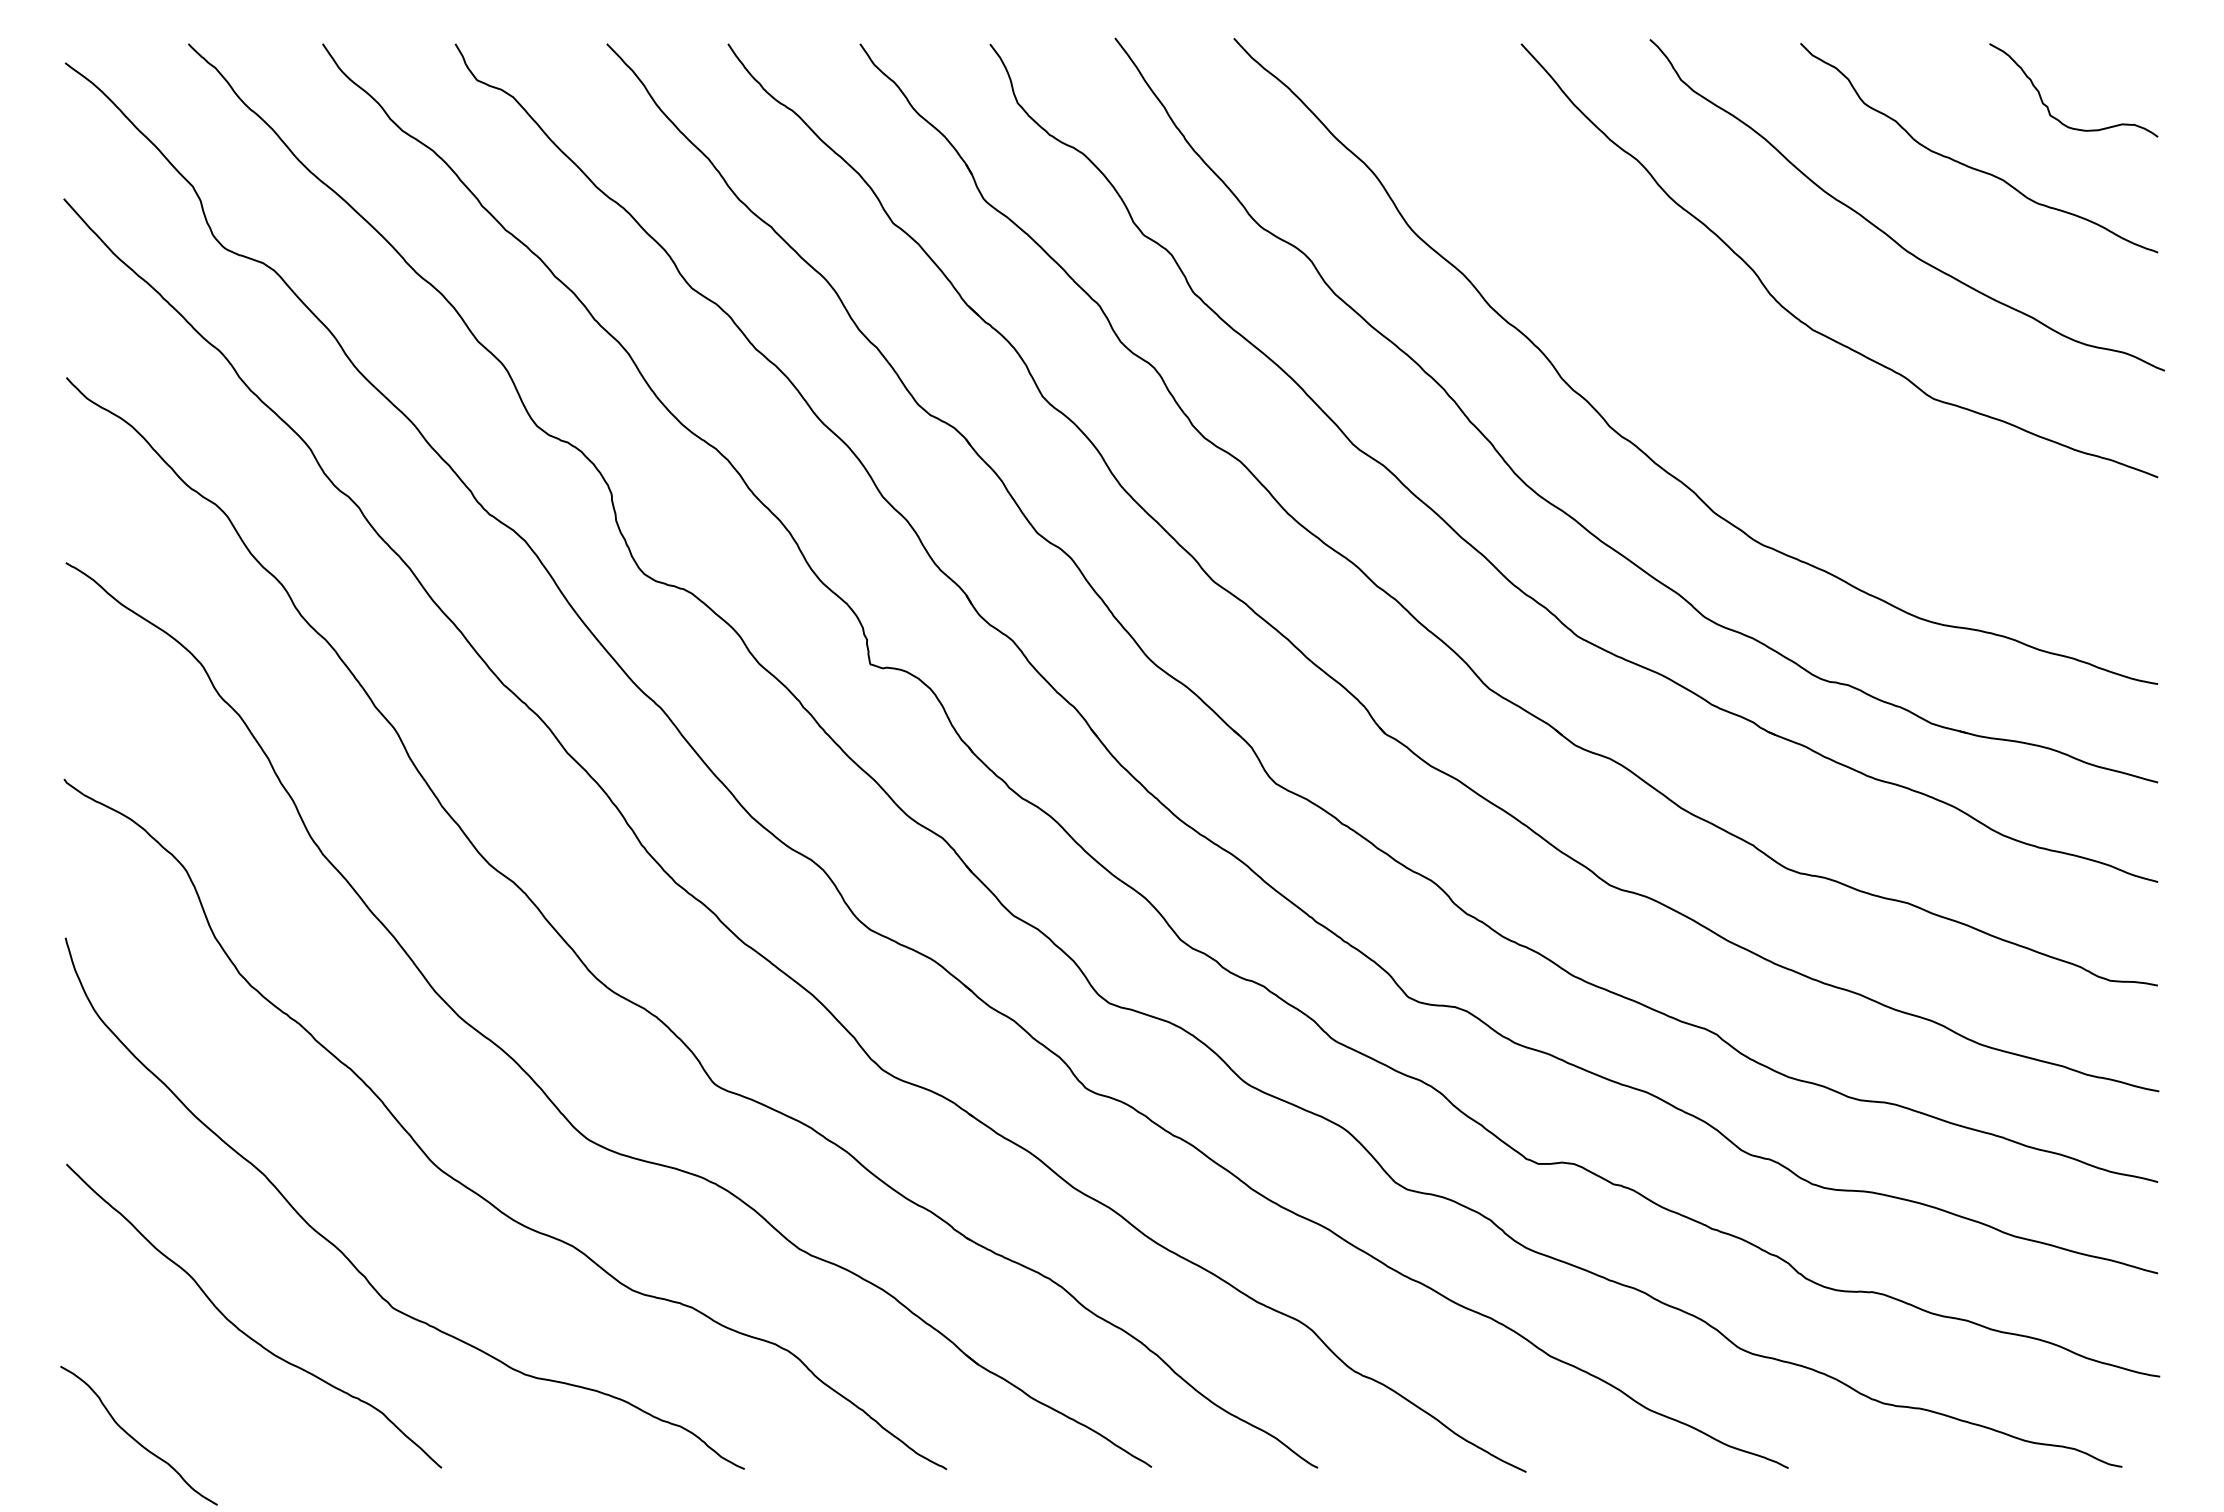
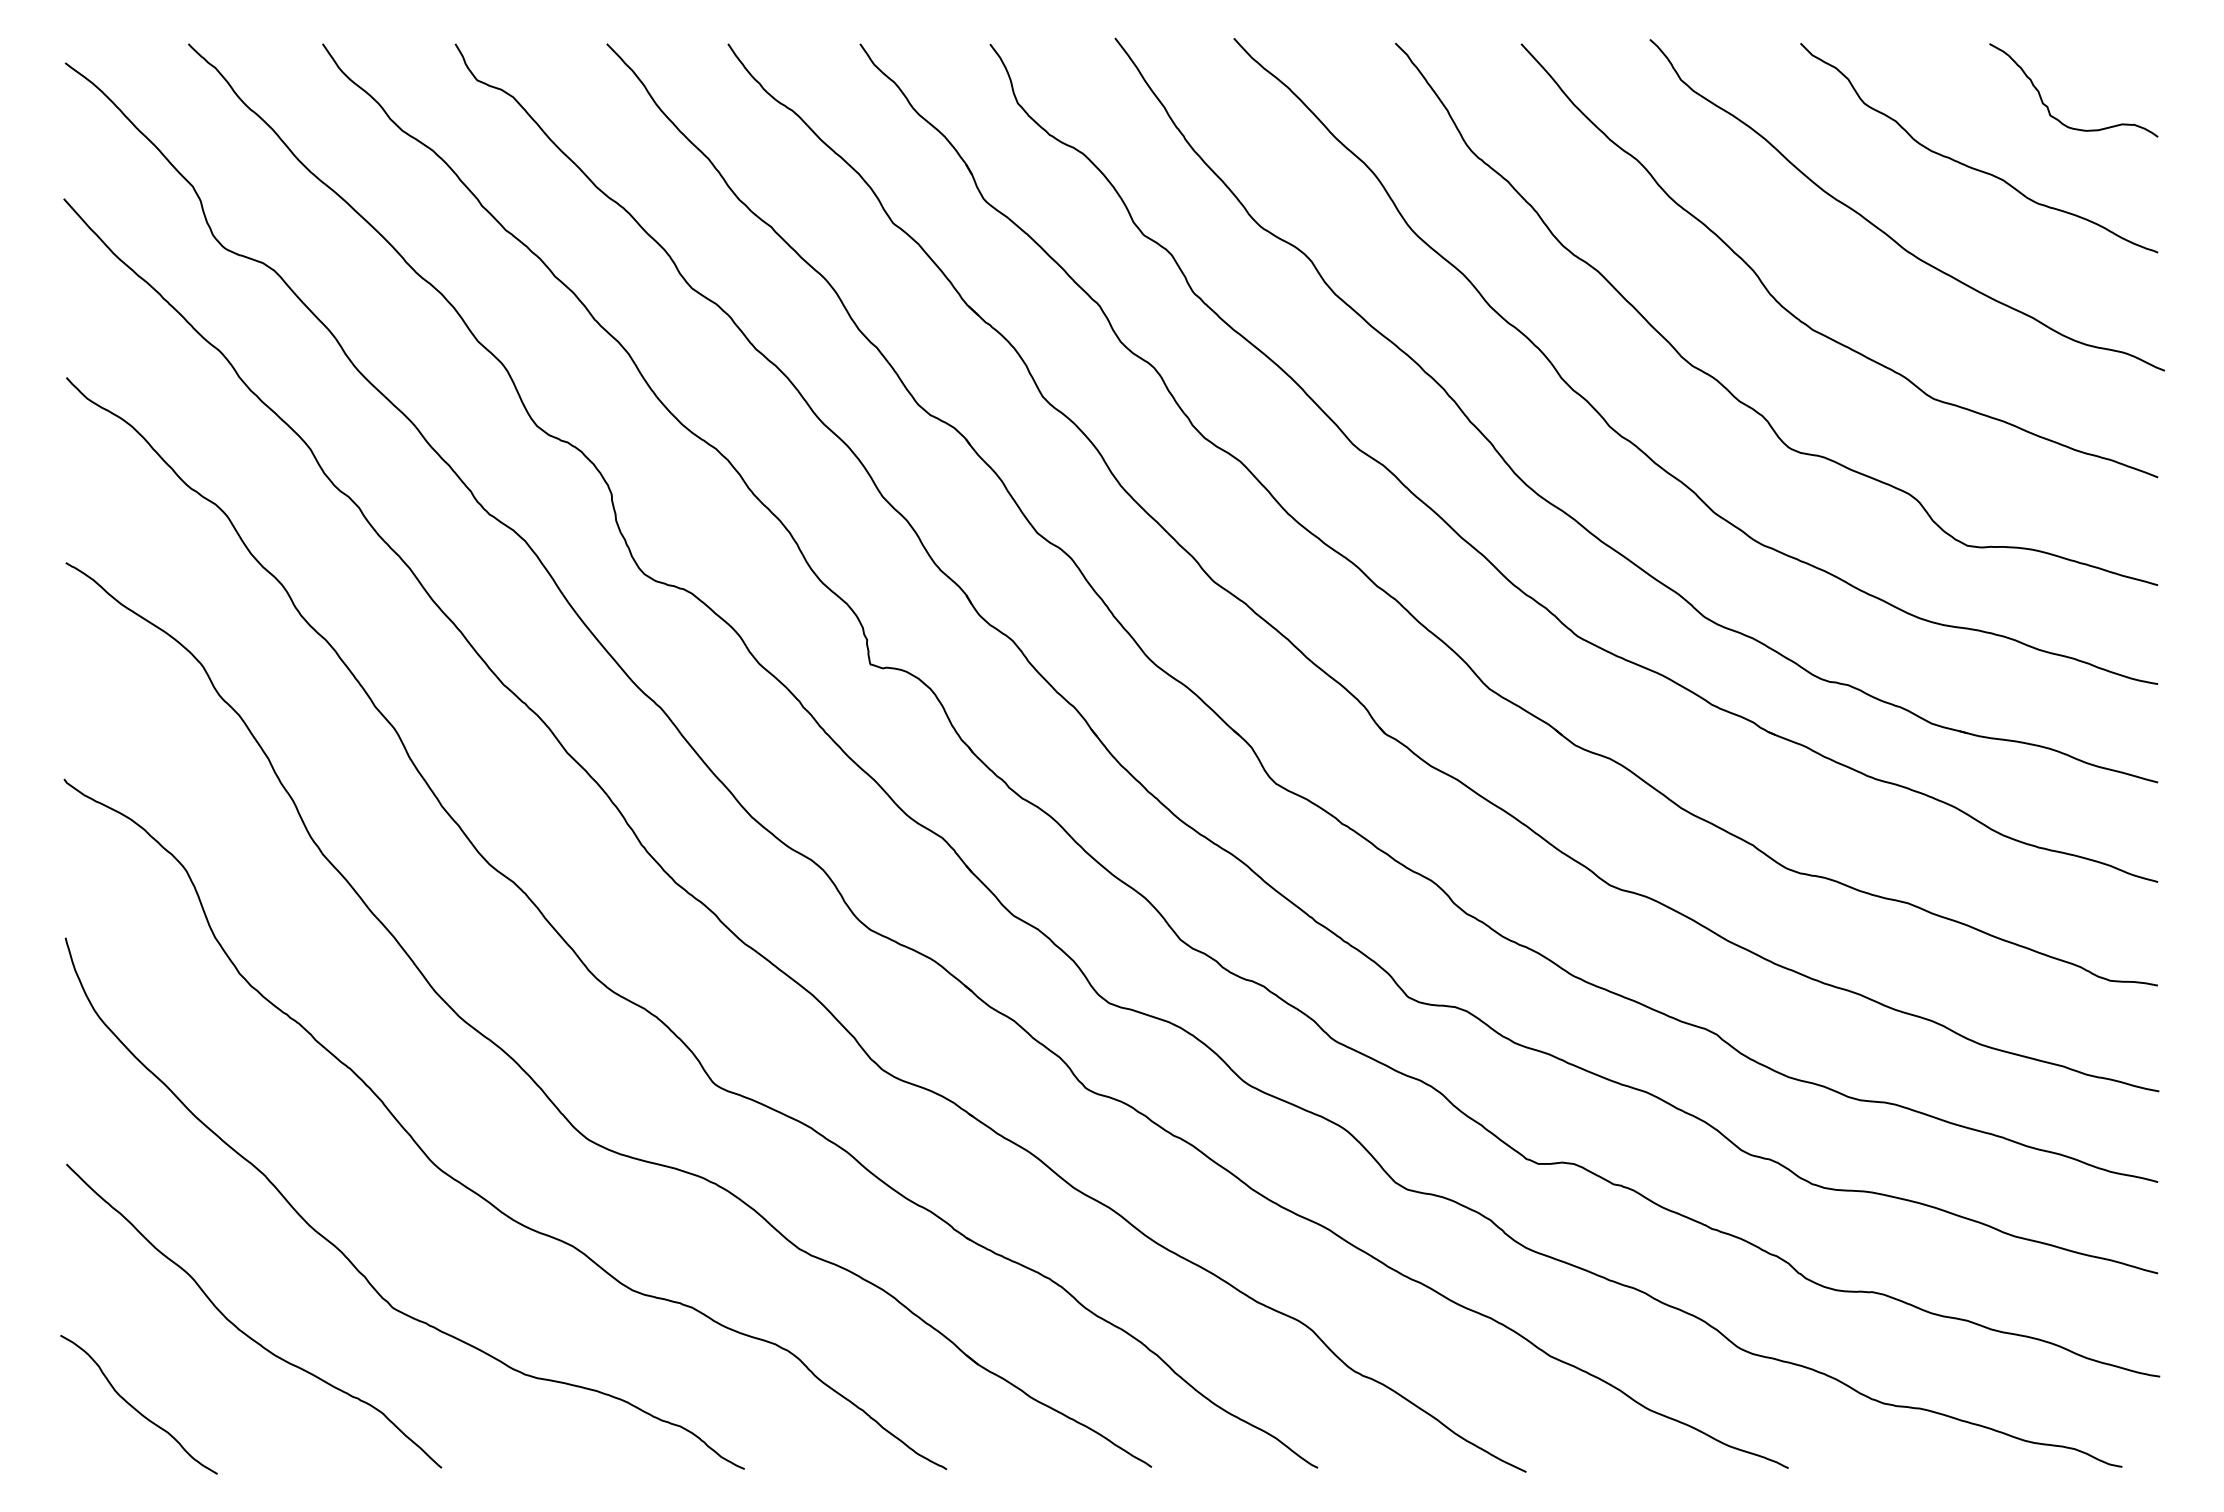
curve: none -> present (1716, 378)
curve position: (134, 1438) -> (134, 1407) (134, 1407)
